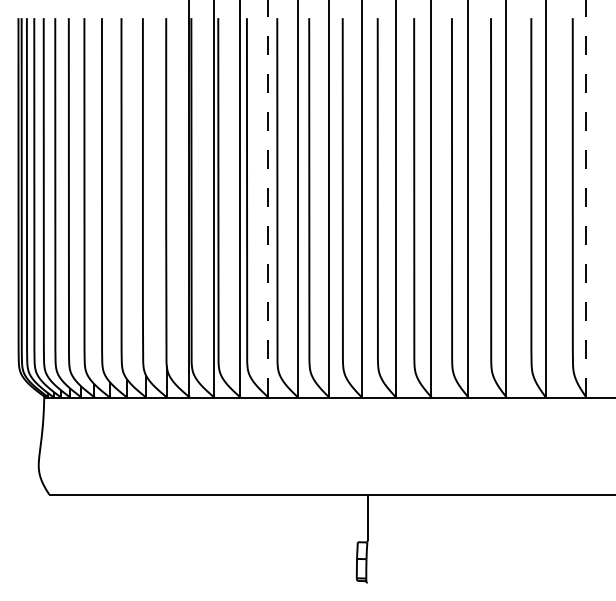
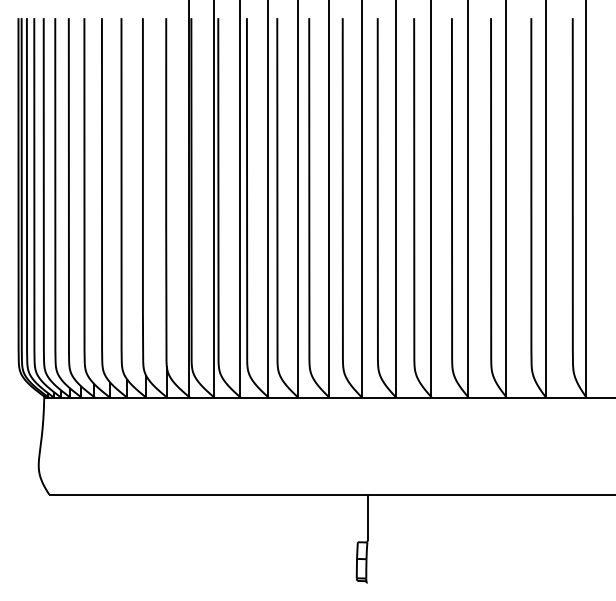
line: dashed -> solid (268, 198)
line: dashed -> solid (586, 198)
